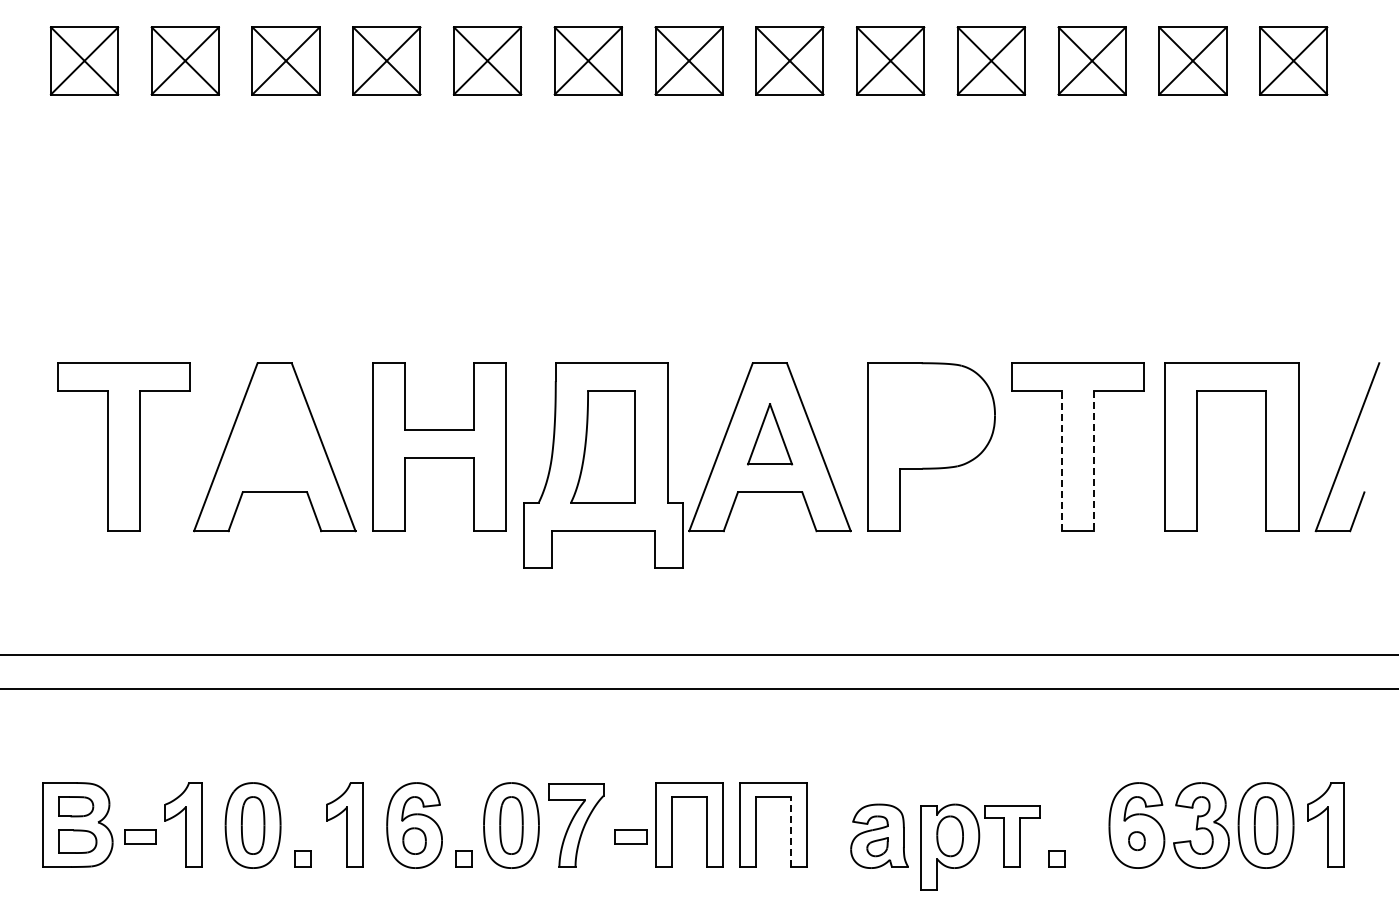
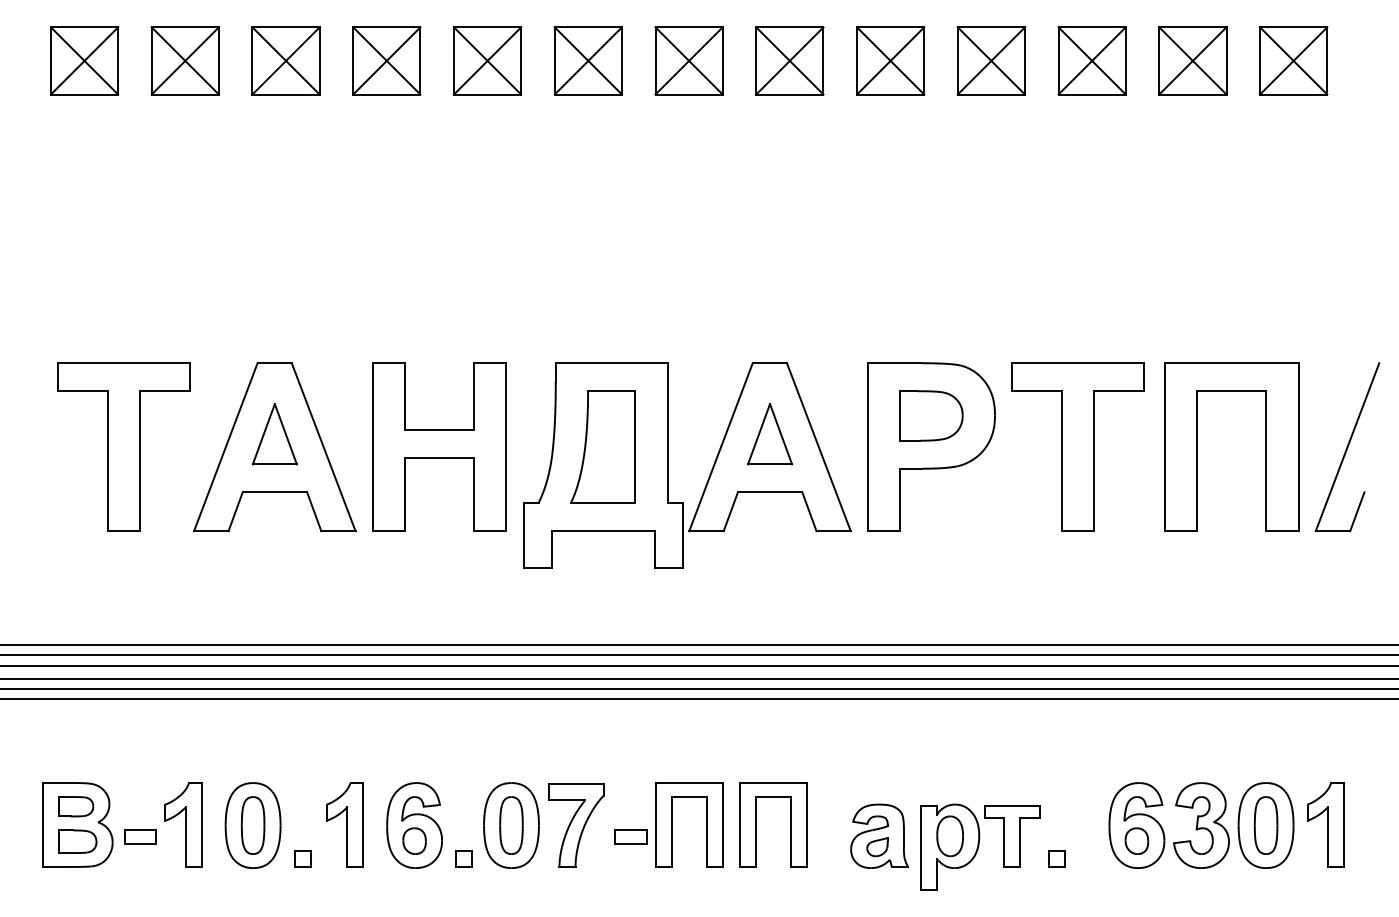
part: none -> present (931, 415)
part: none -> present (274, 434)
line: dashed -> solid (1061, 461)
line: dashed -> solid (1094, 461)
line: none -> present (698, 645)
line: none -> present (698, 665)
line: none -> present (698, 678)
line: none -> present (698, 699)
line: dashed -> solid (790, 832)
part size: 18x20 px -> 26x28 px (1136, 840)
